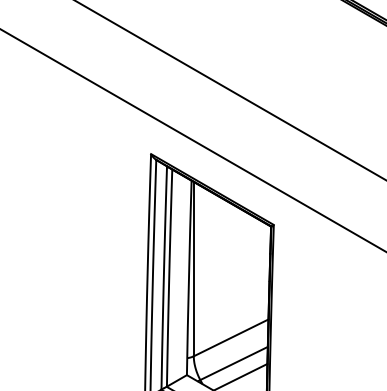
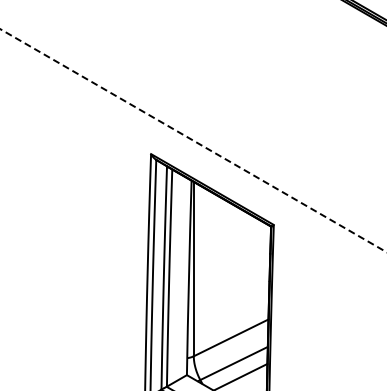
line: present -> none (230, 90)
line: solid -> dashed (193, 140)
